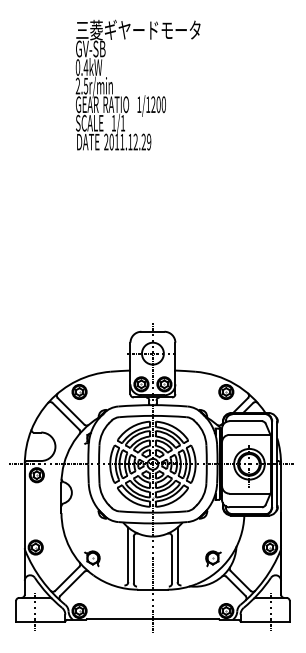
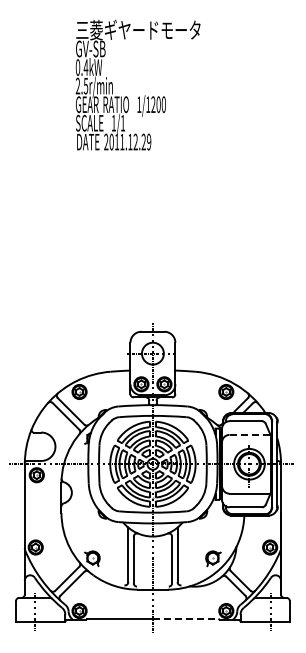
line: solid -> dashed (250, 434)
line: solid -> dashed (185, 618)
